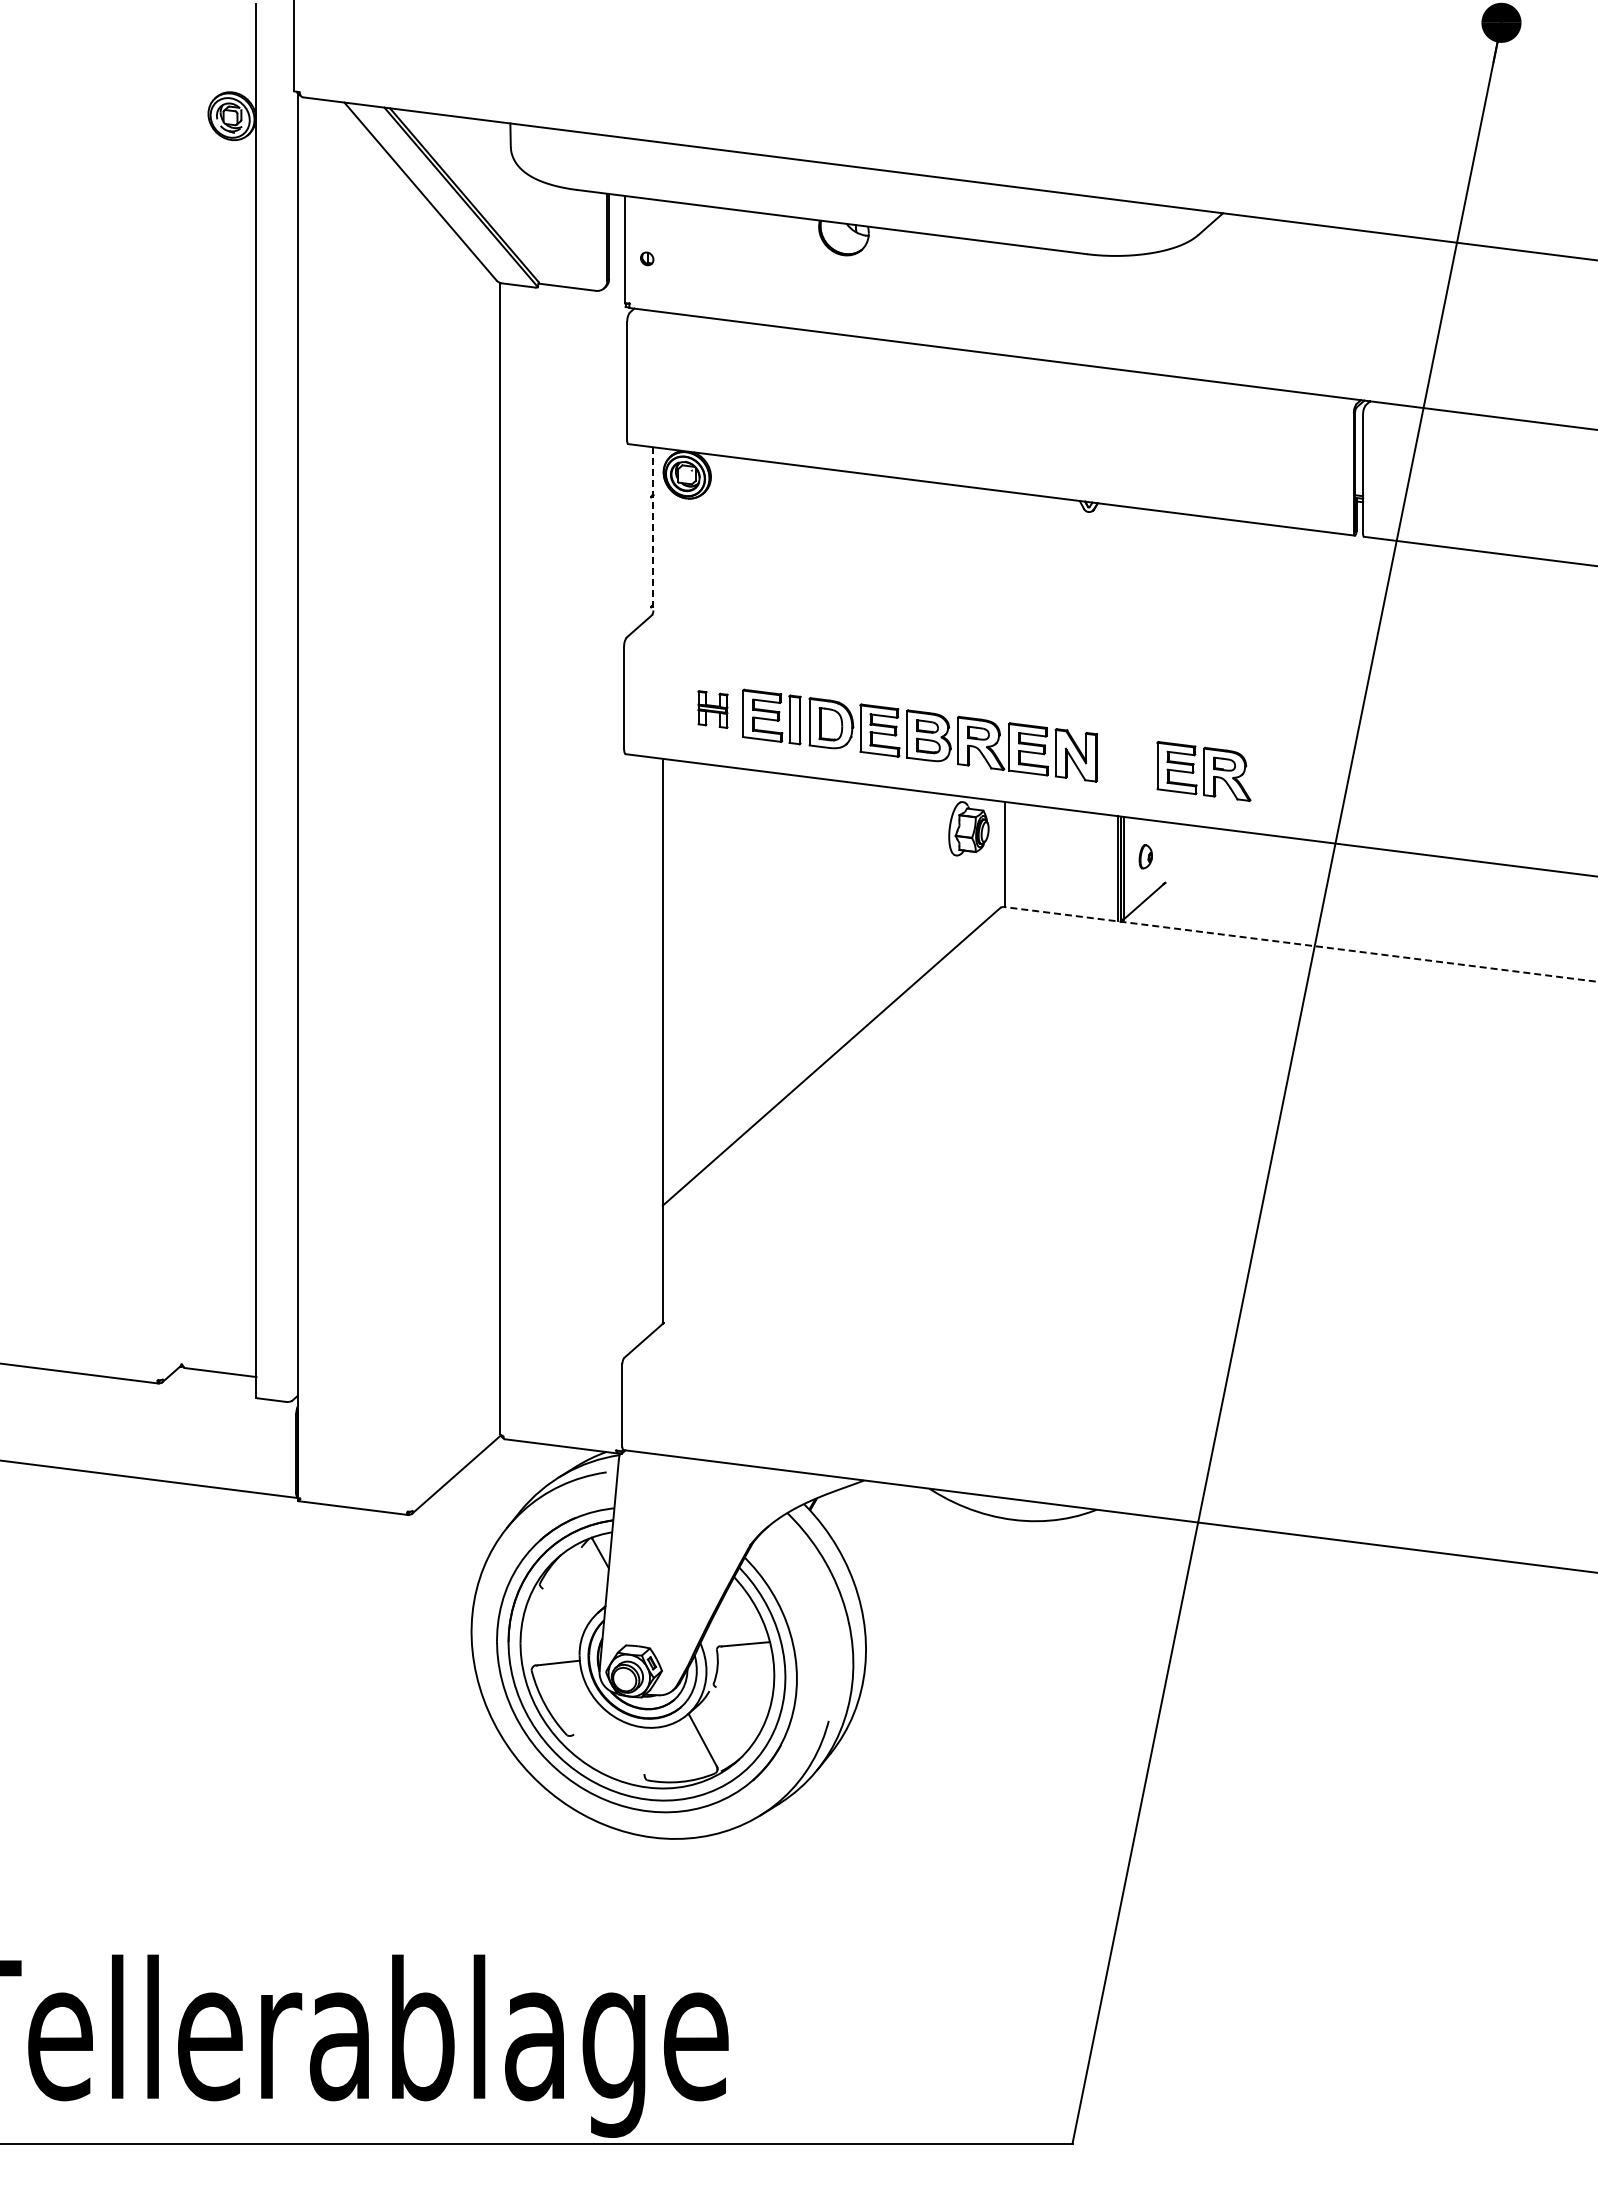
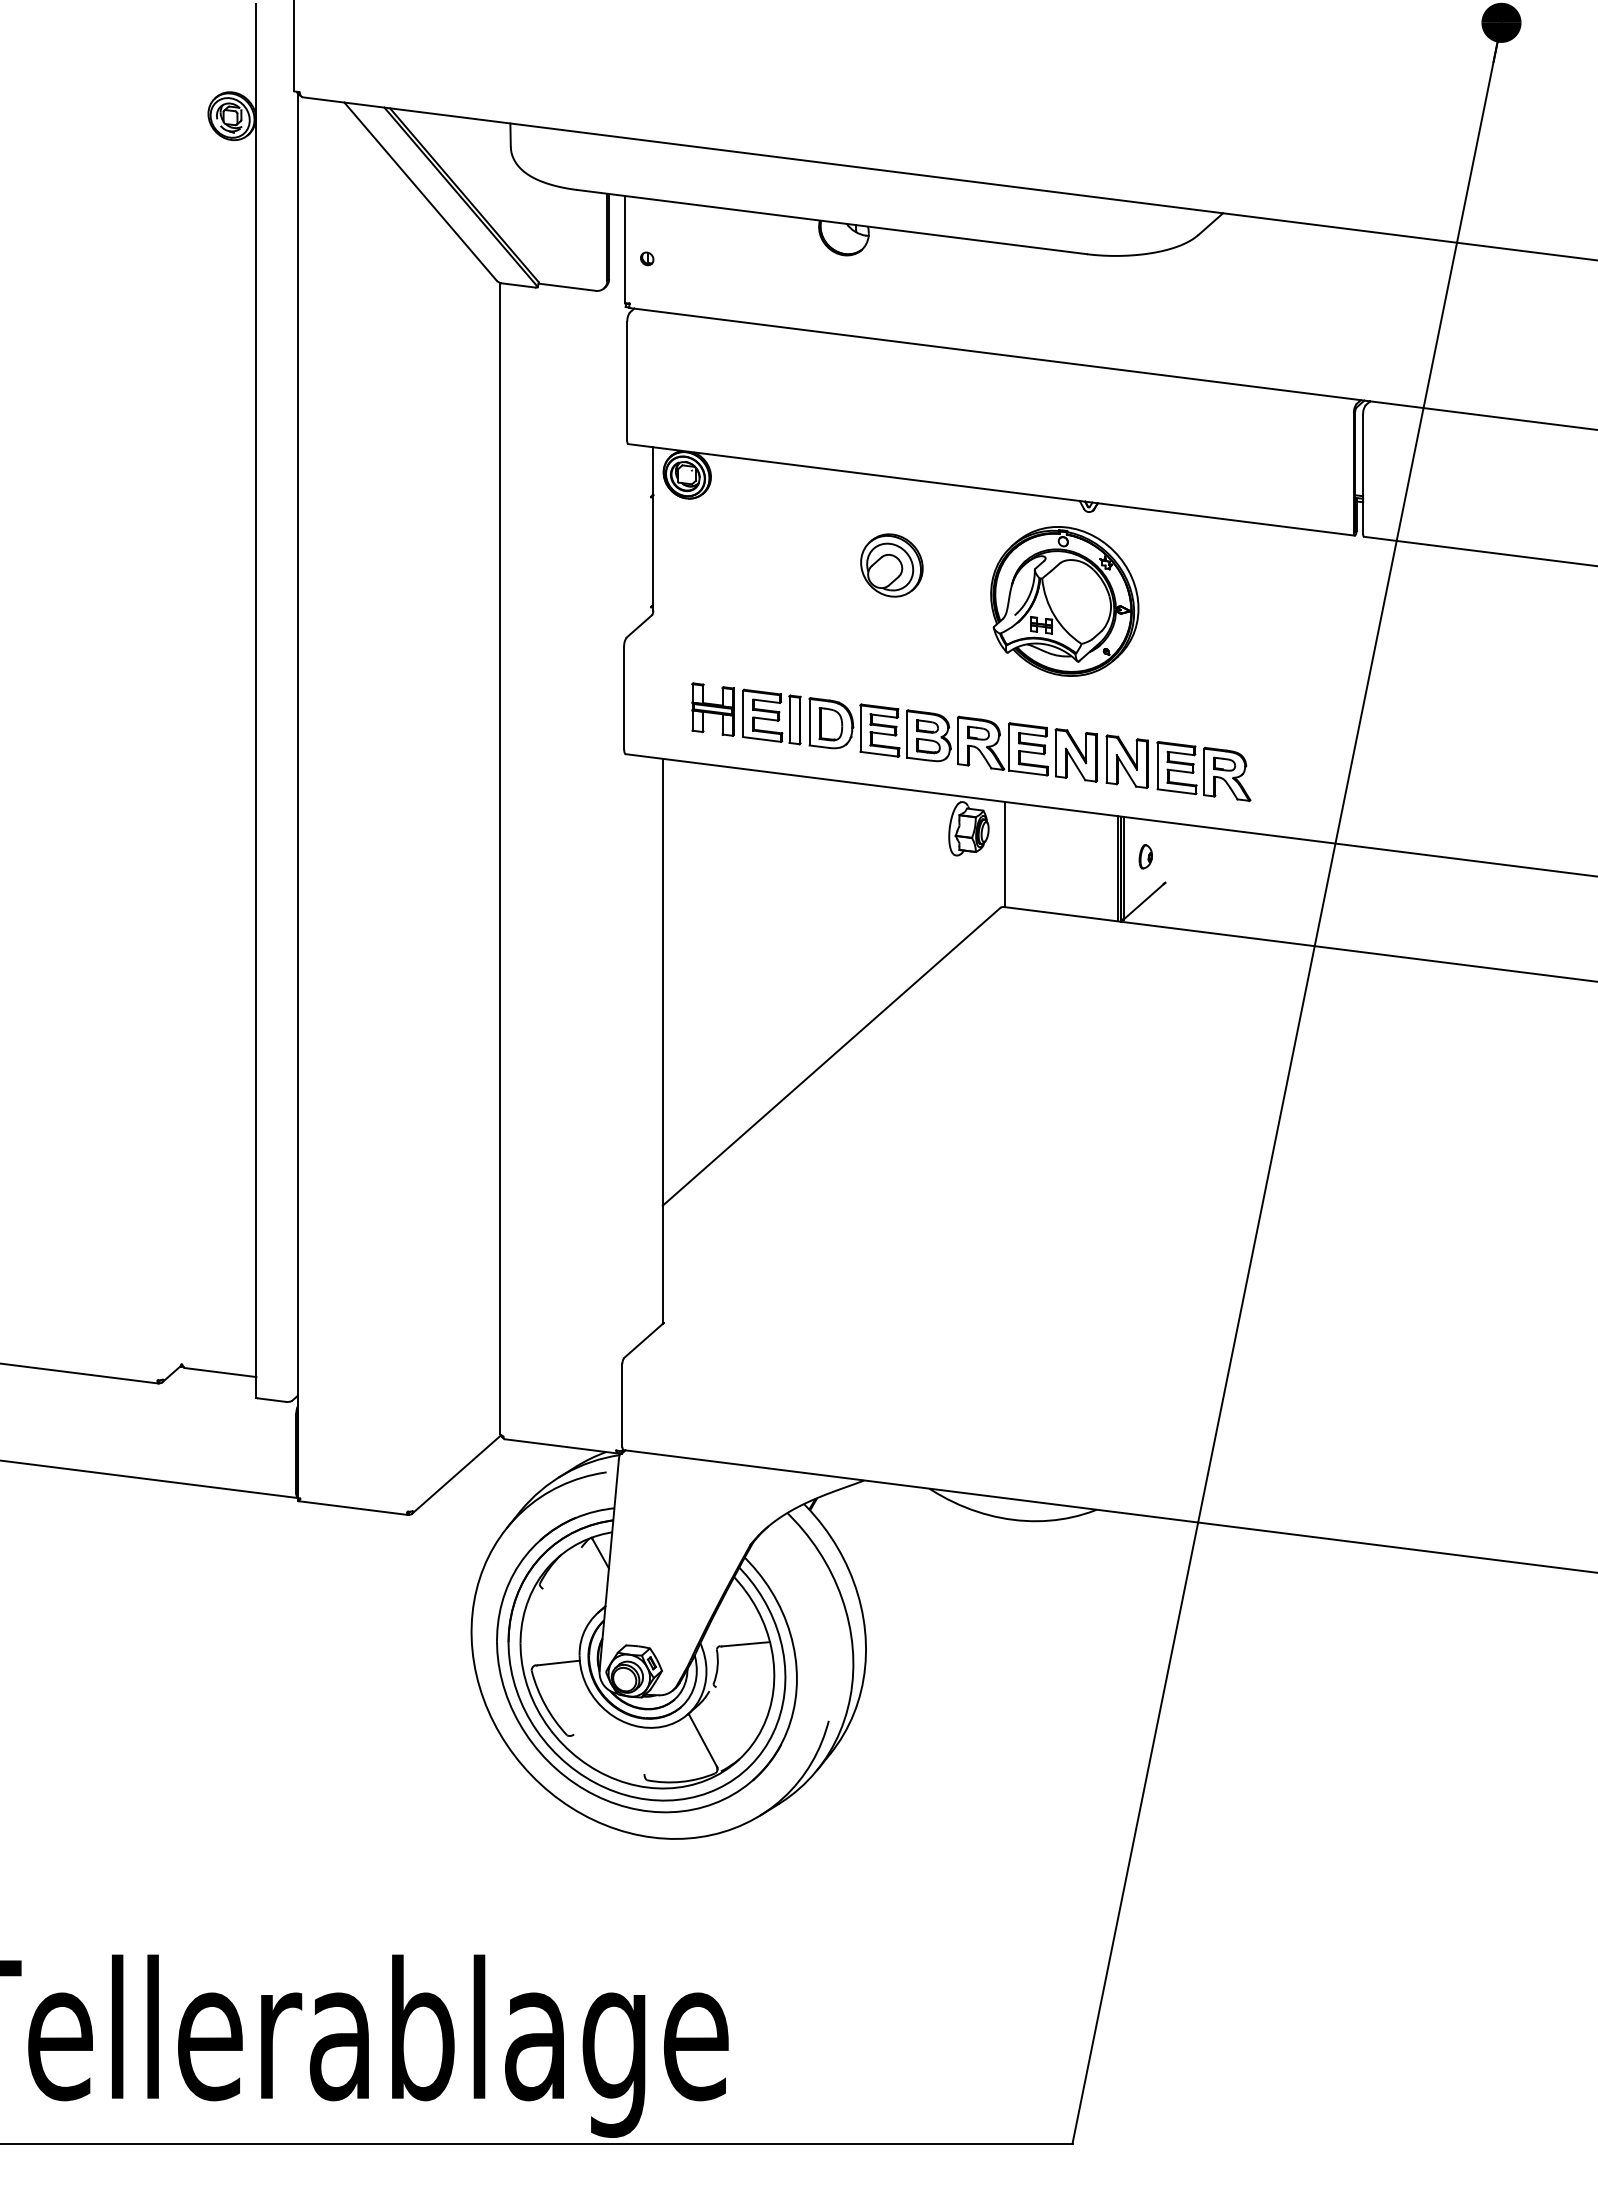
line: dashed -> solid (653, 528)
part: none -> present (891, 565)
part: none -> present (1064, 601)
part size: 32x39 px -> 44x55 px (712, 709)
part: none -> present (1126, 761)
line: dashed -> solid (1300, 944)
